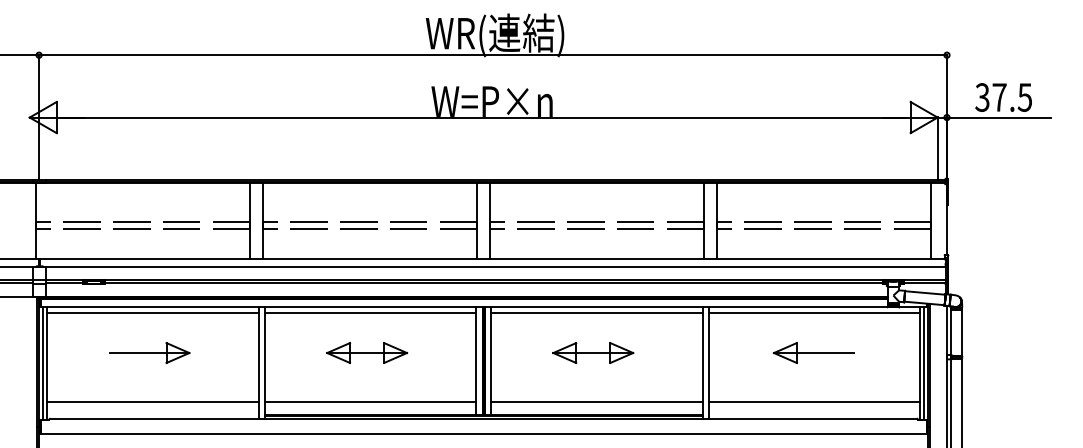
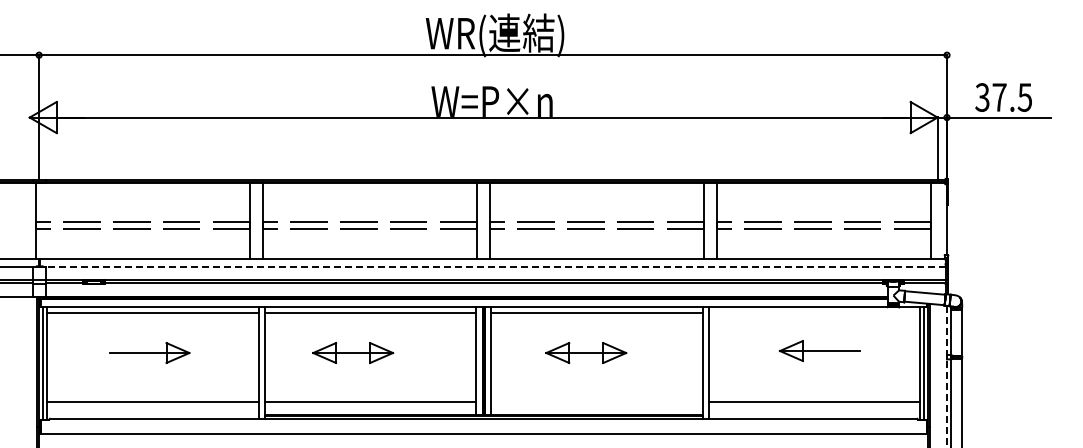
line: solid -> dashed (495, 267)
line: present -> none (814, 313)
part position: (367, 352) -> (353, 352) (353, 352)
part position: (593, 352) -> (586, 352) (586, 352)
part position: (813, 352) -> (819, 350) (819, 350)
line: solid -> dashed (946, 376)
line: present -> none (596, 402)
